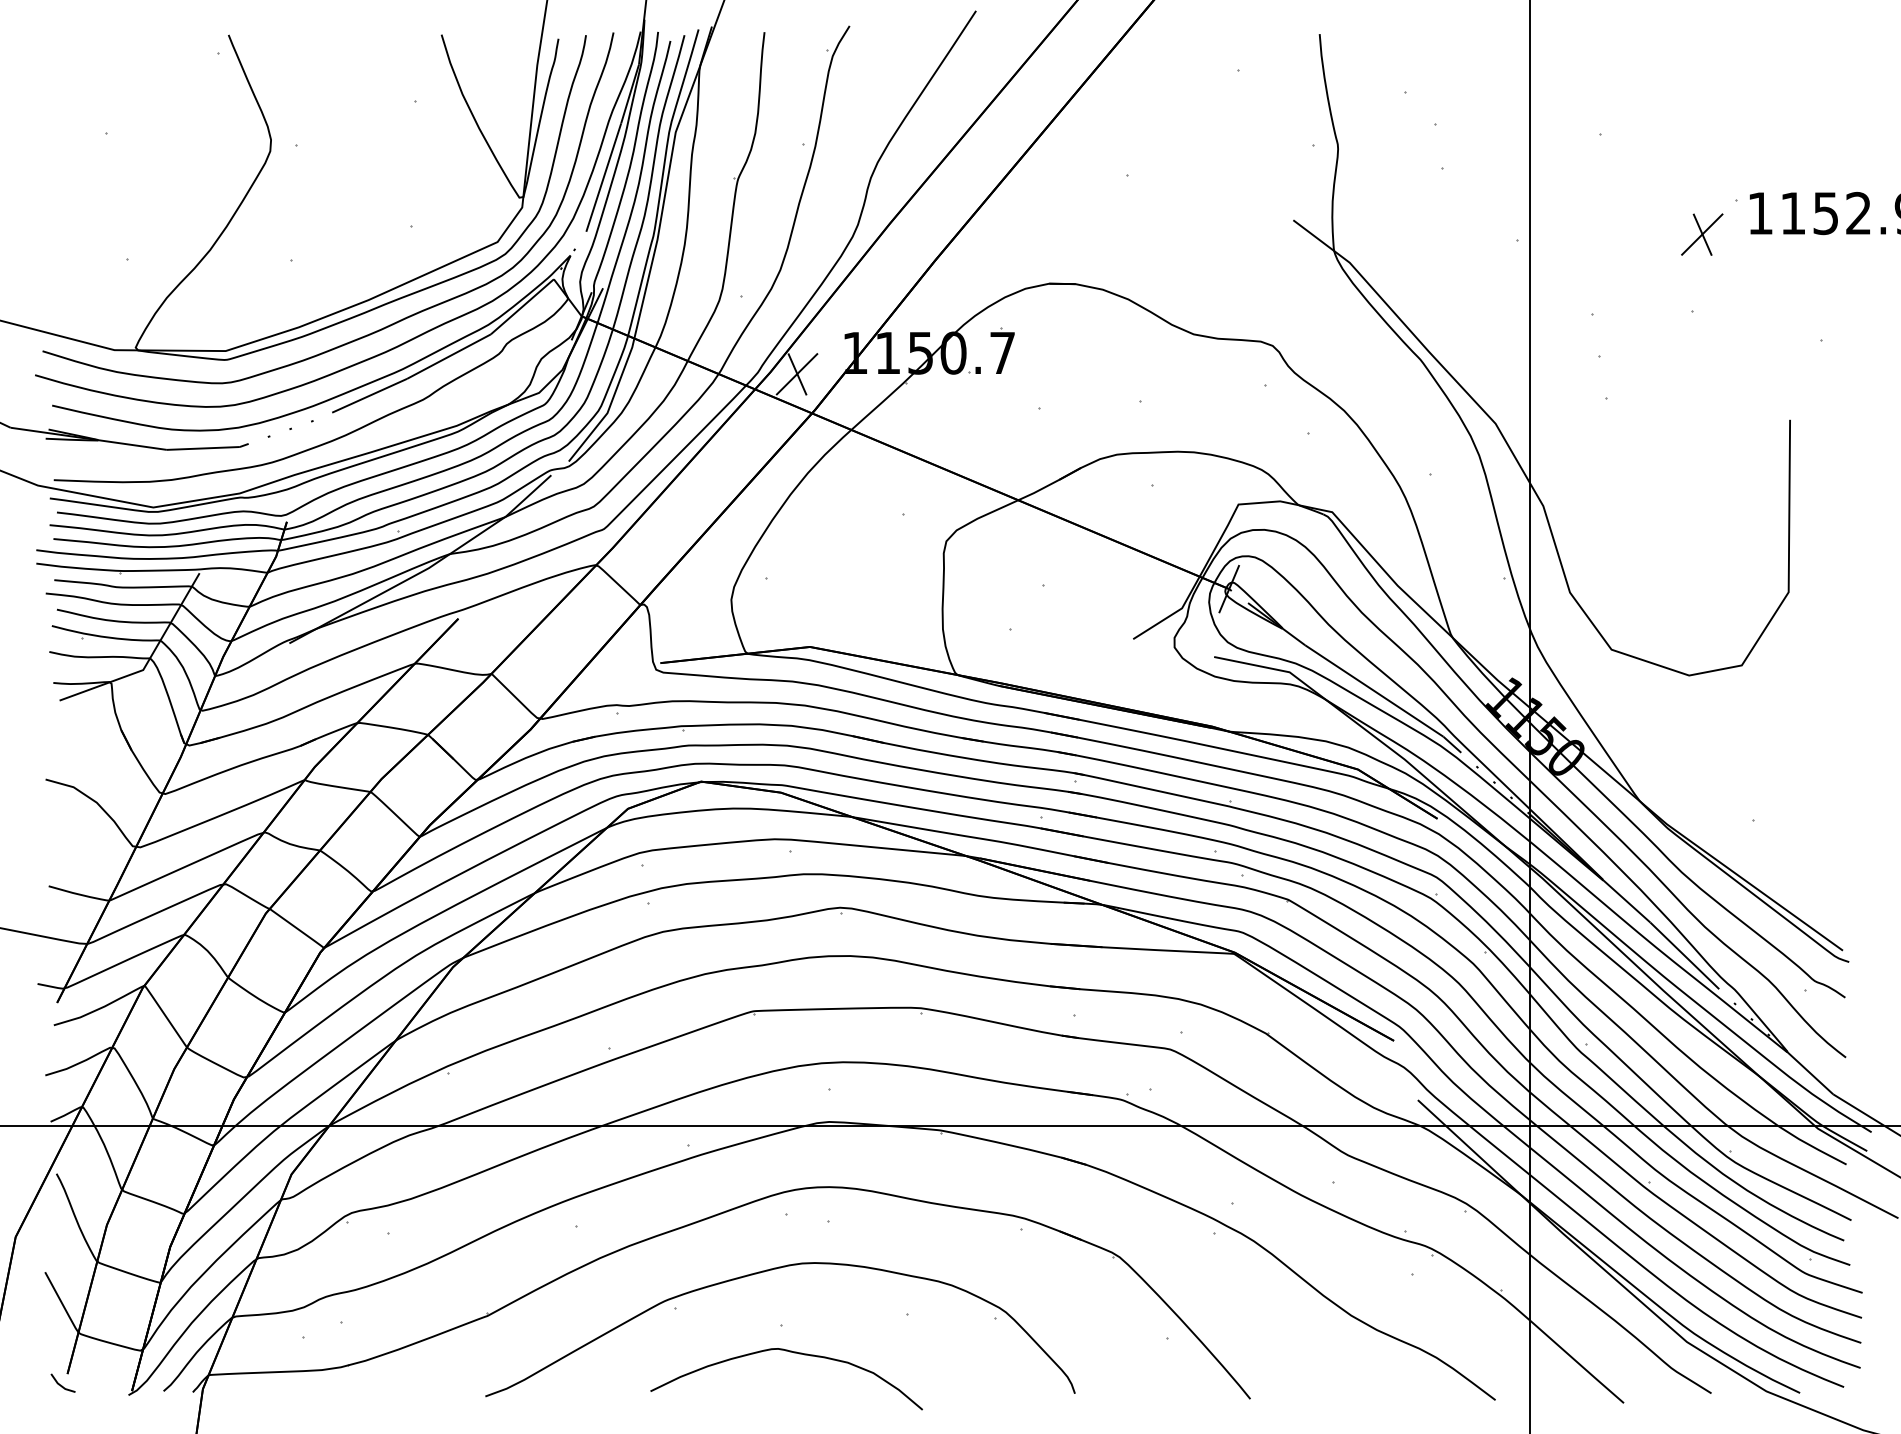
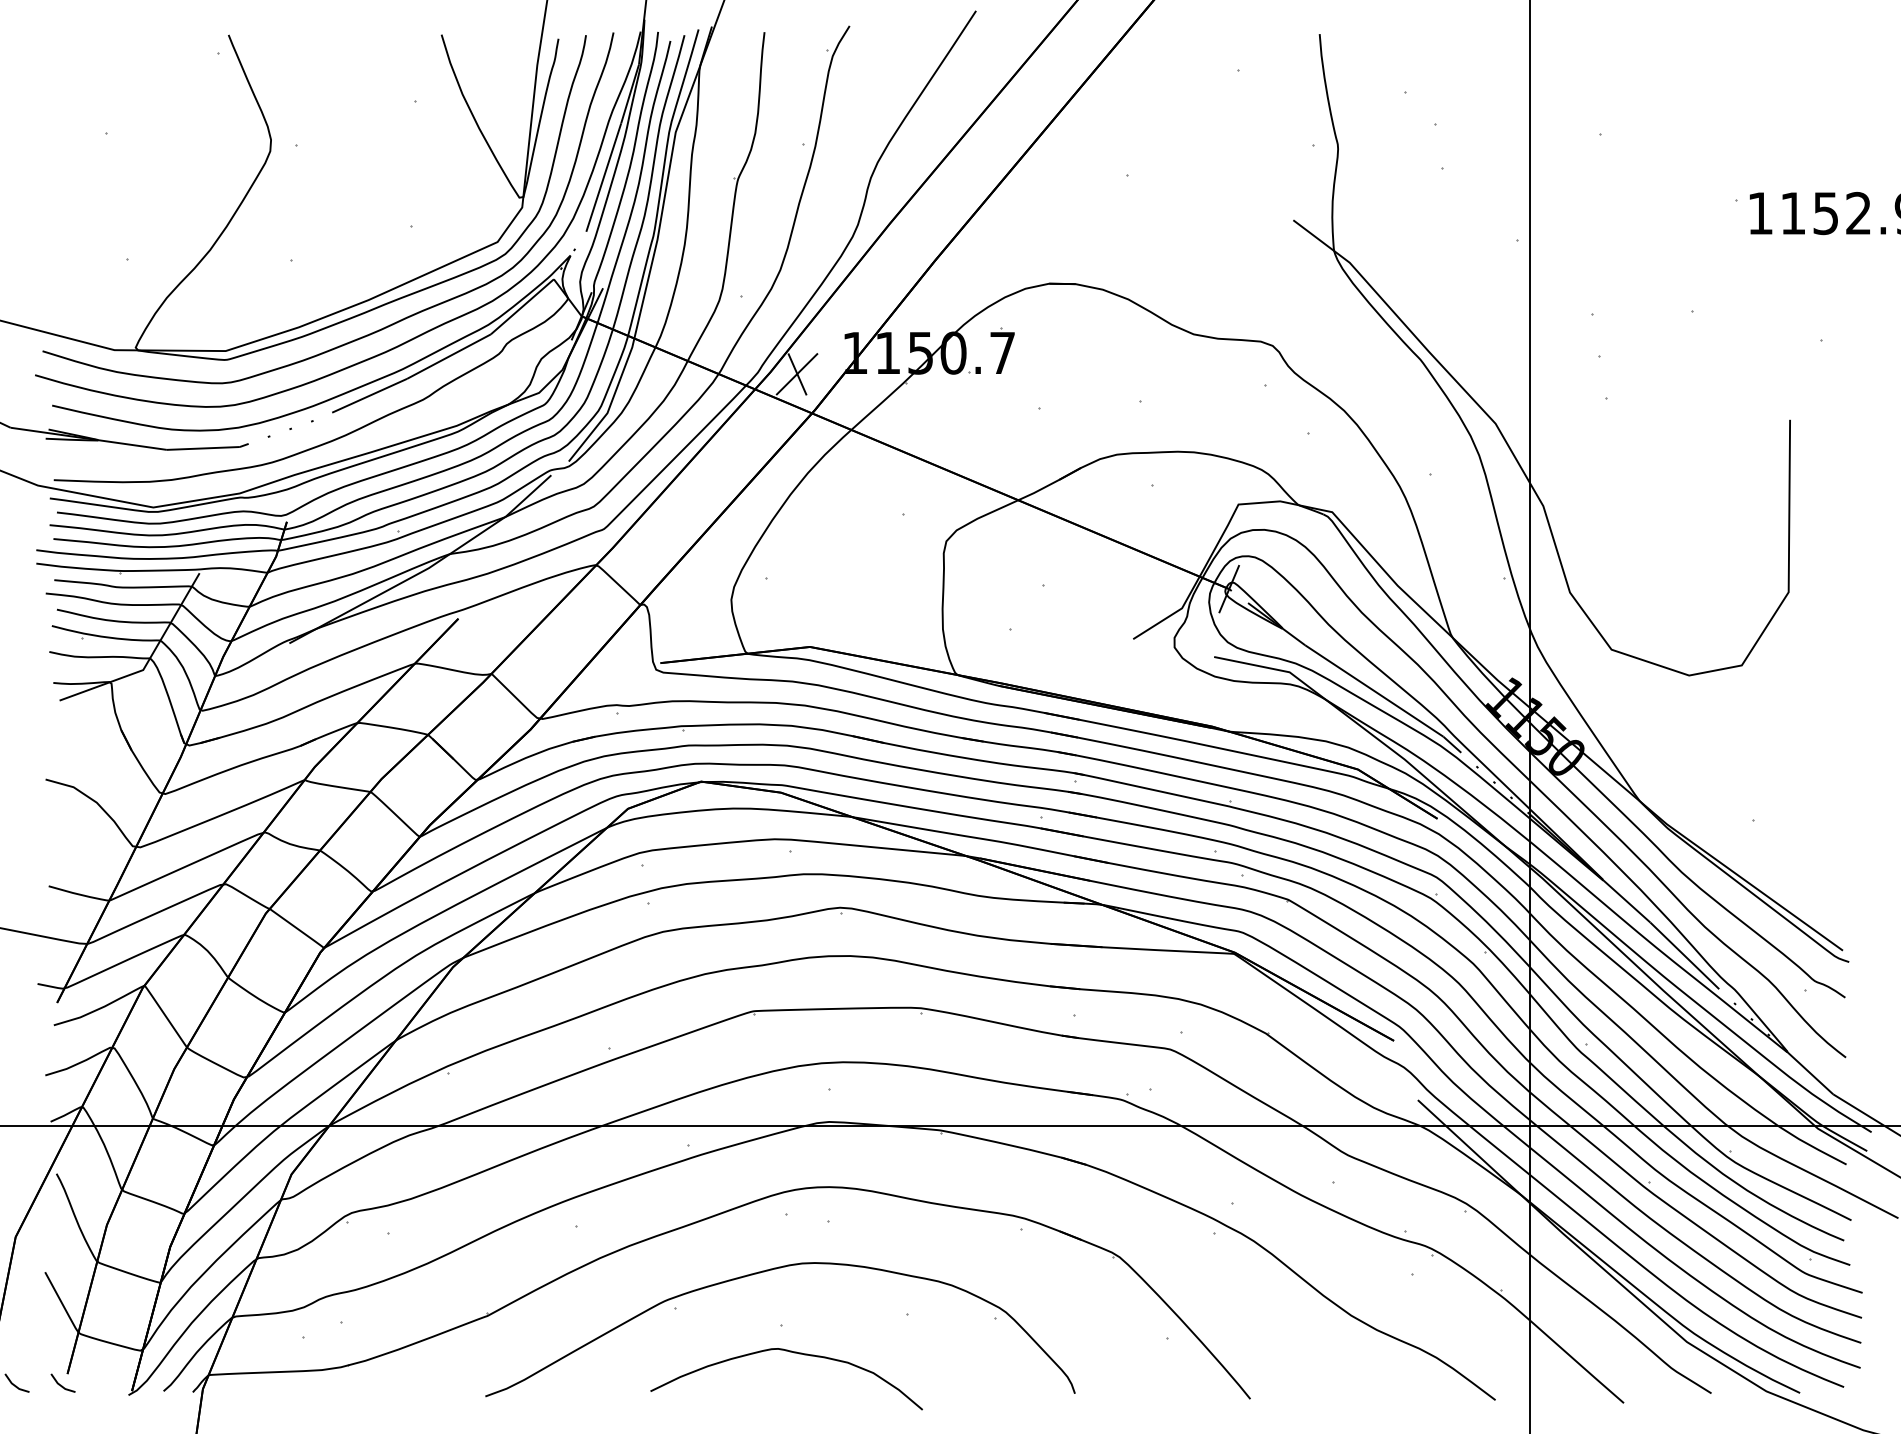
part: present -> none (1702, 234)
line: none -> present (14, 1384)
